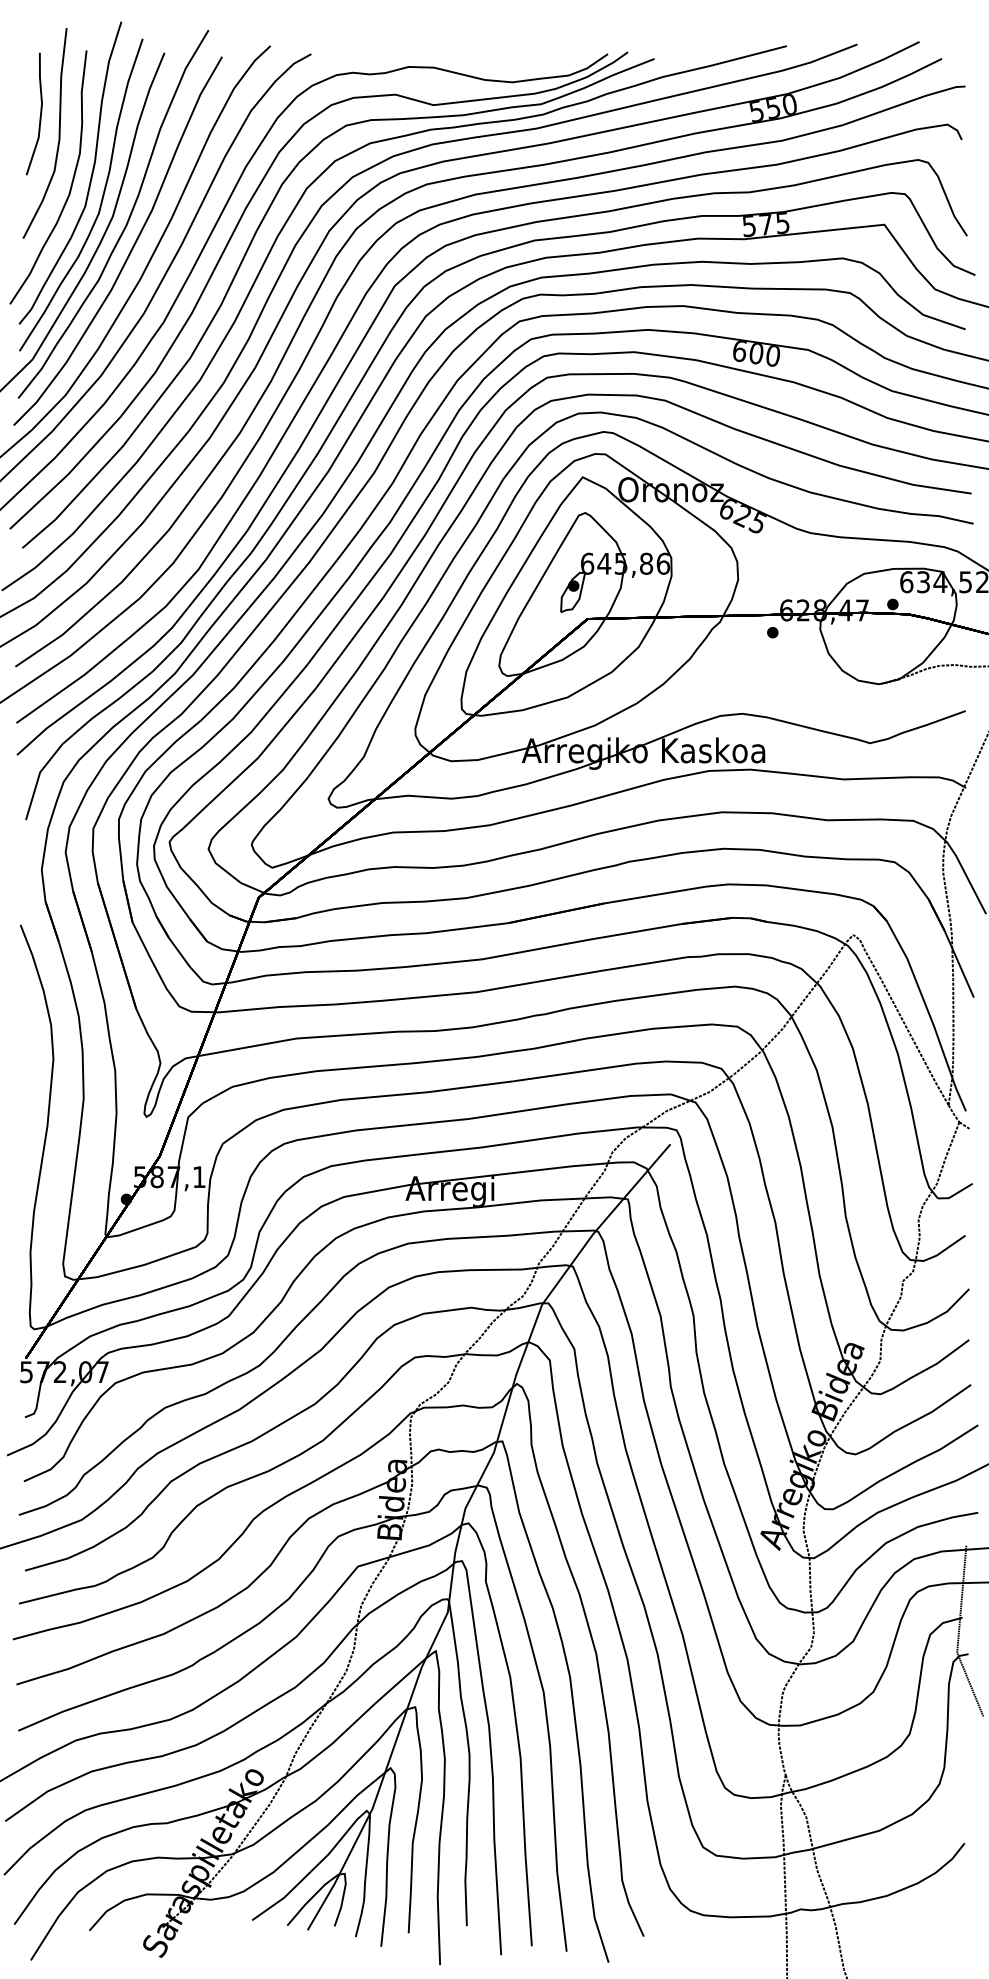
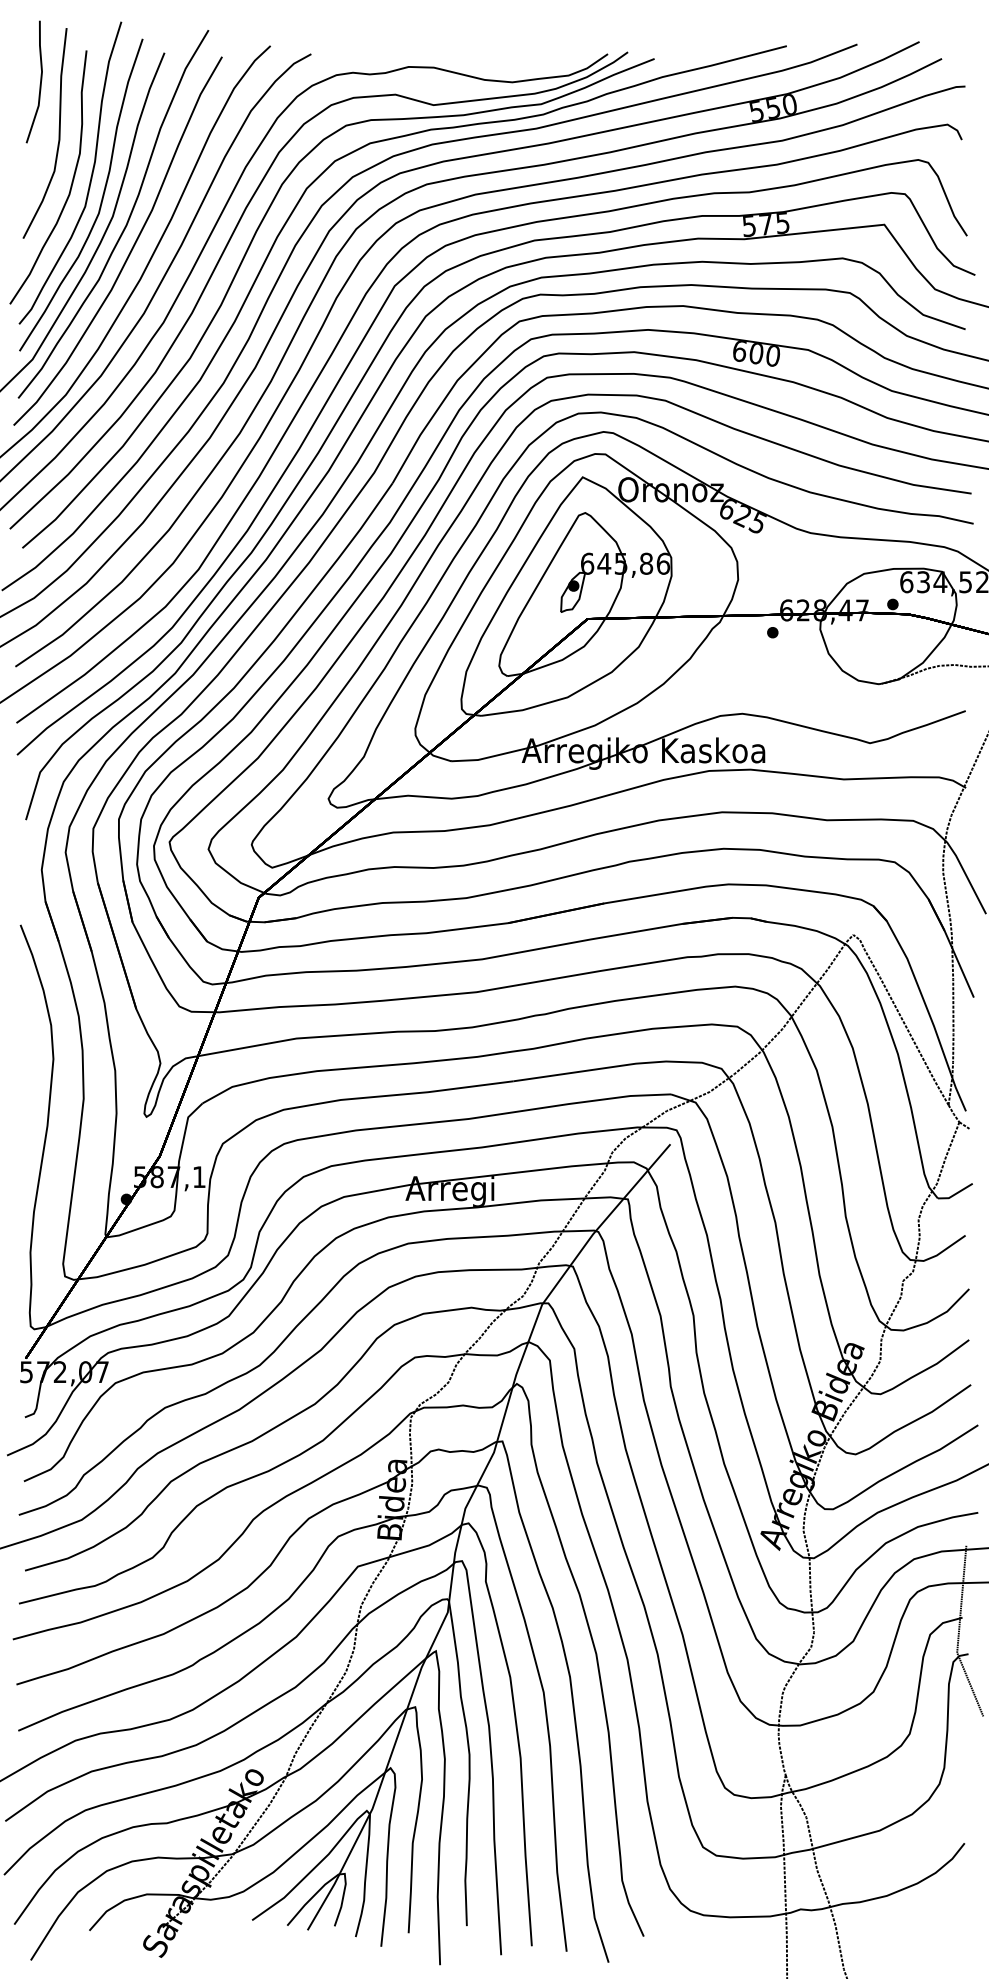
part position: (39, 116) -> (39, 84) (39, 84)
